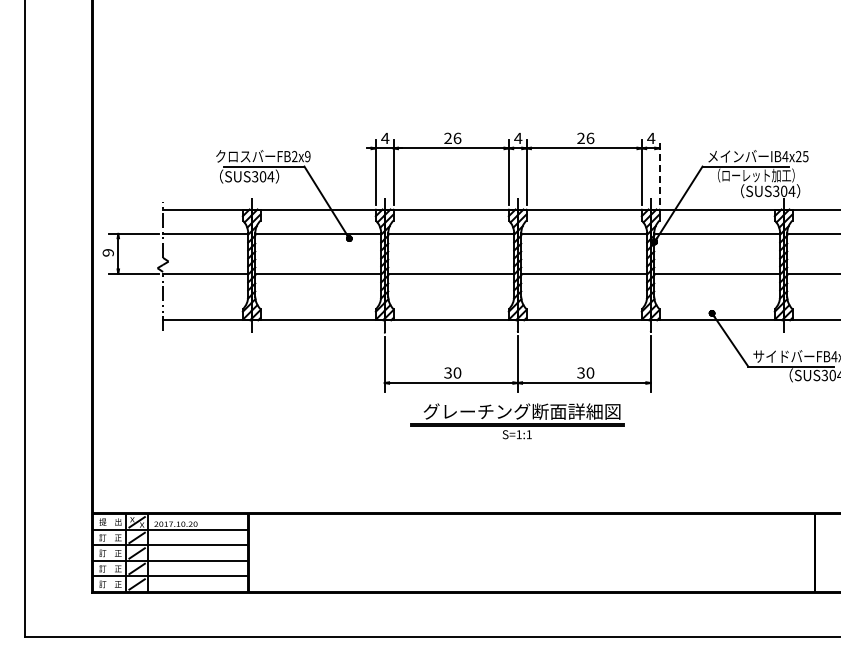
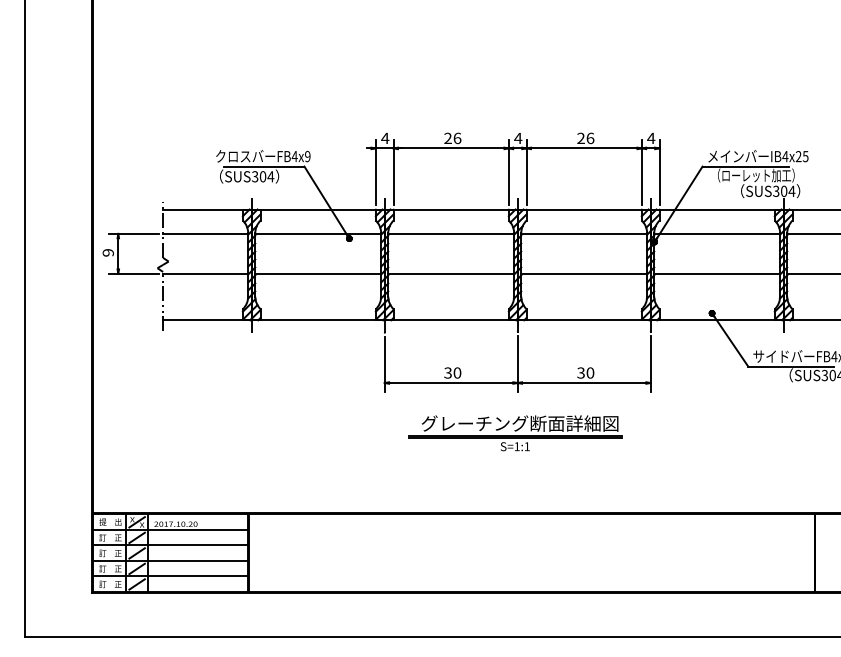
text: FB2x9 -> FB4x9 (294, 156)
line: dashed -> solid (659, 172)
part position: (517, 421) -> (515, 433) (515, 433)
